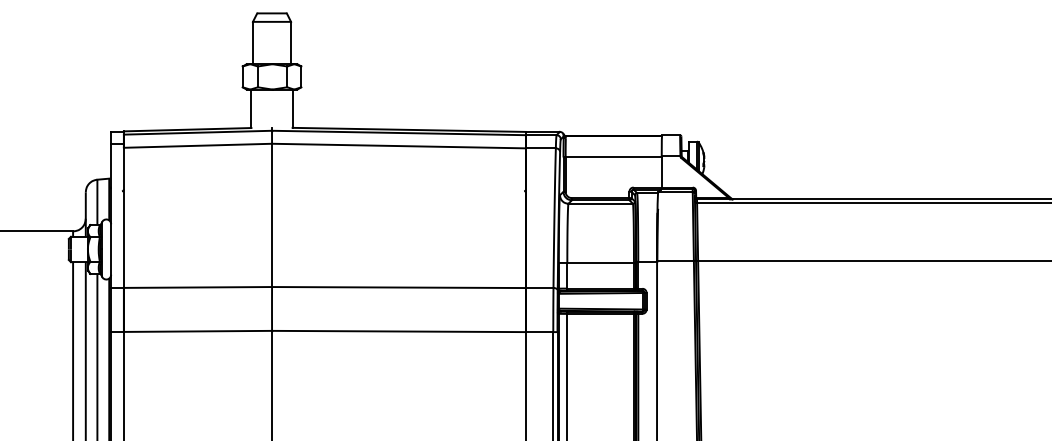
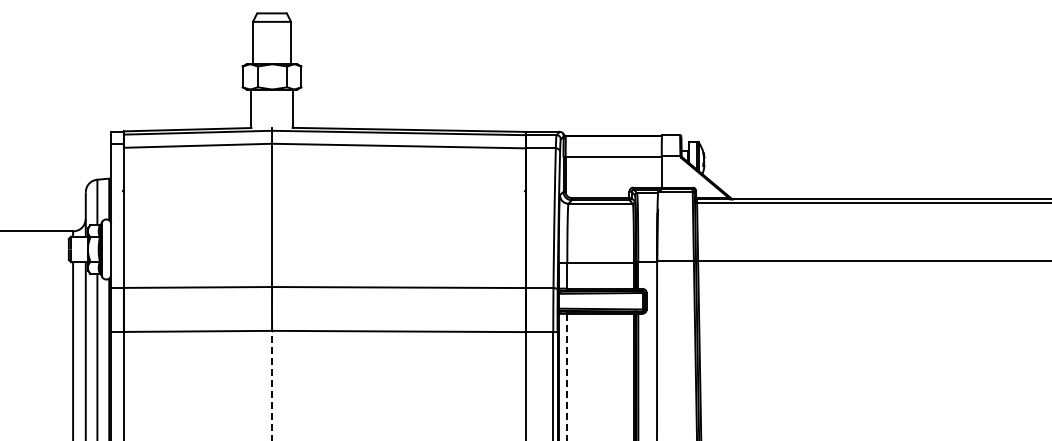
line: solid -> dashed (567, 377)
line: solid -> dashed (272, 385)
